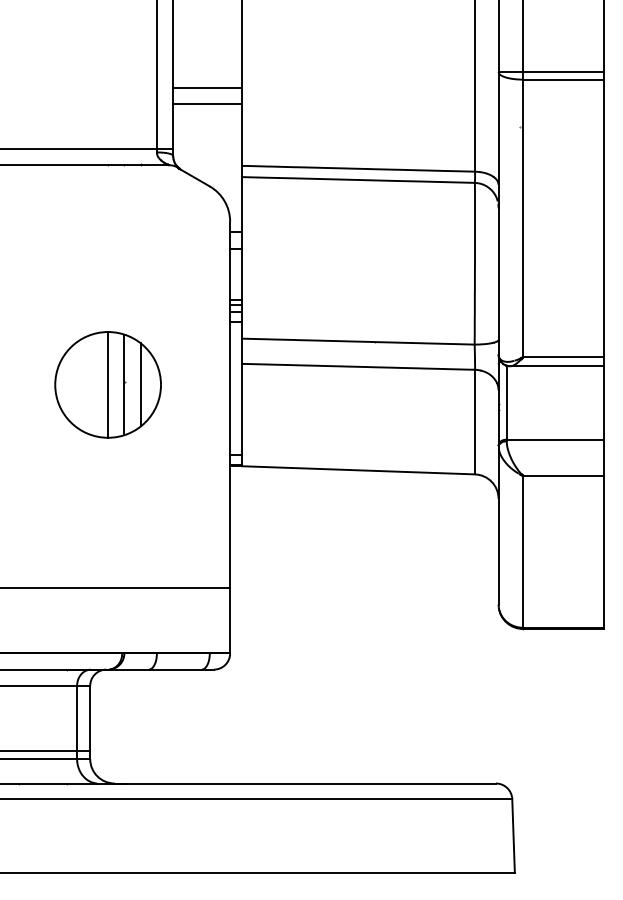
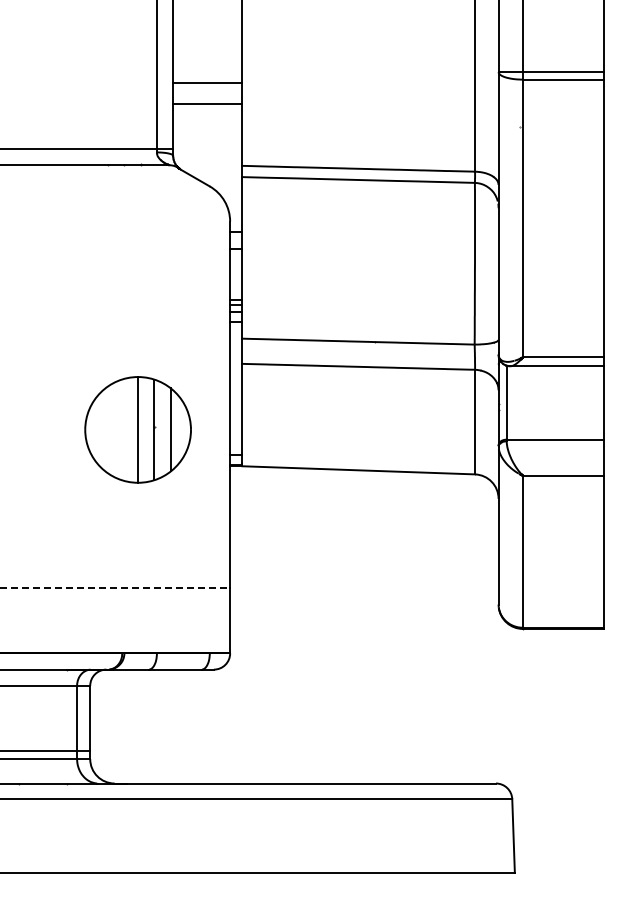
line position: (207, 88) -> (207, 83) (207, 83)
part position: (107, 384) -> (137, 429) (137, 429)
line: solid -> dashed (115, 588)
